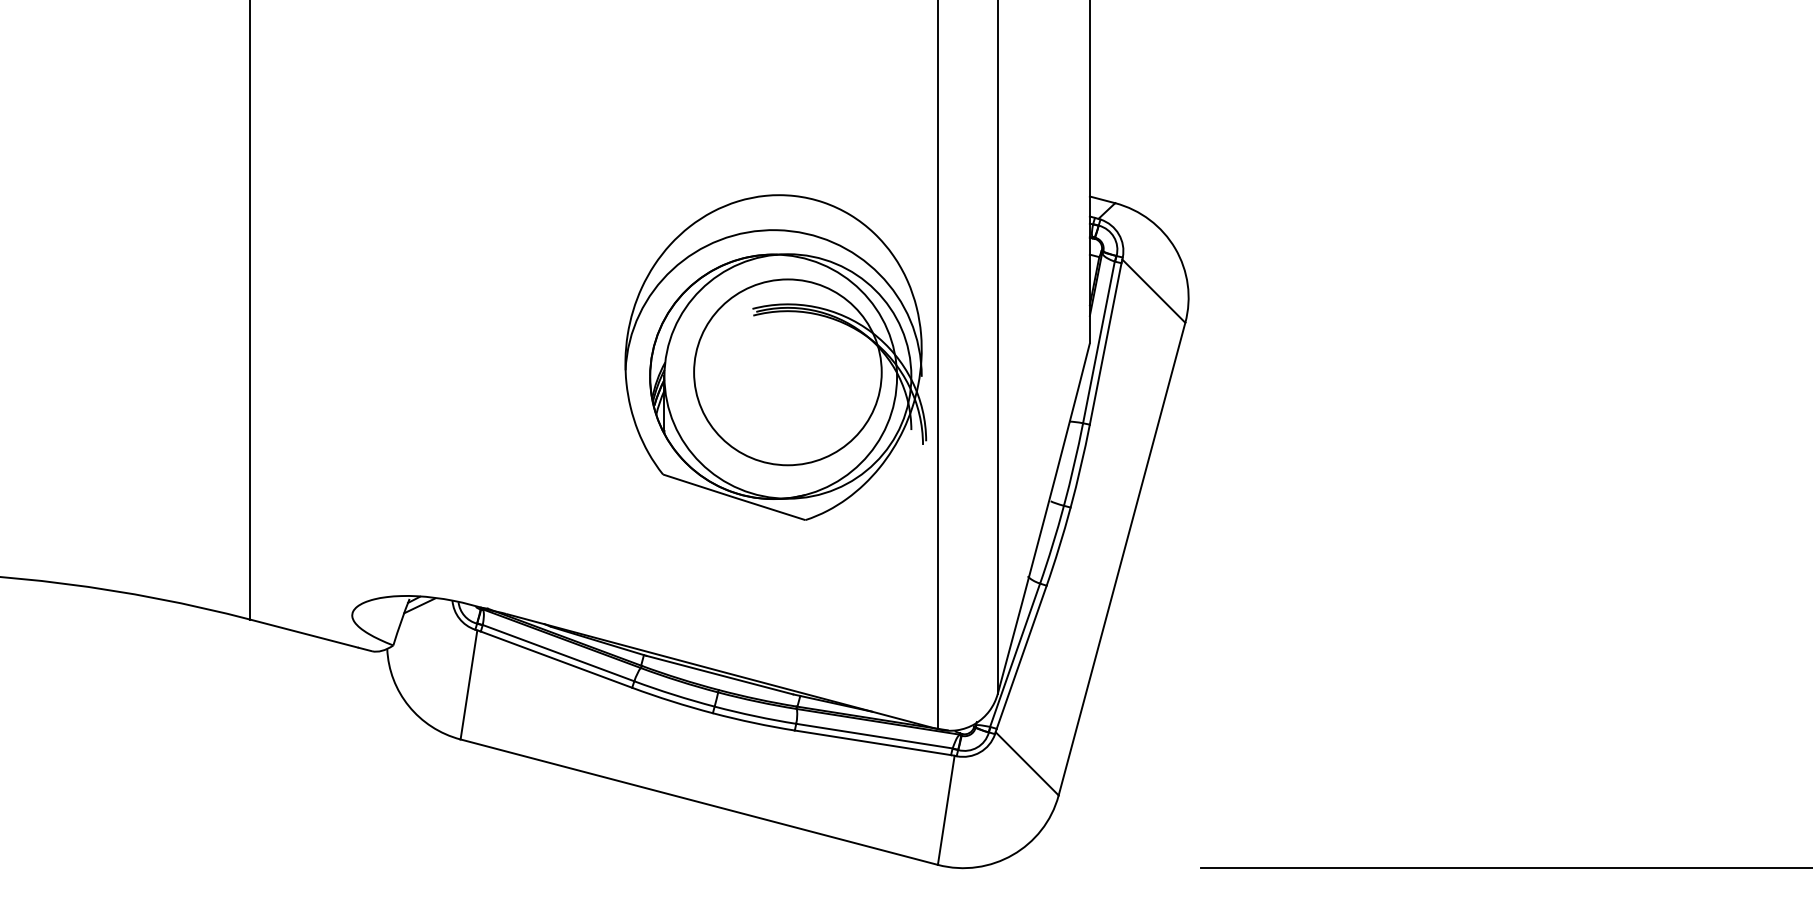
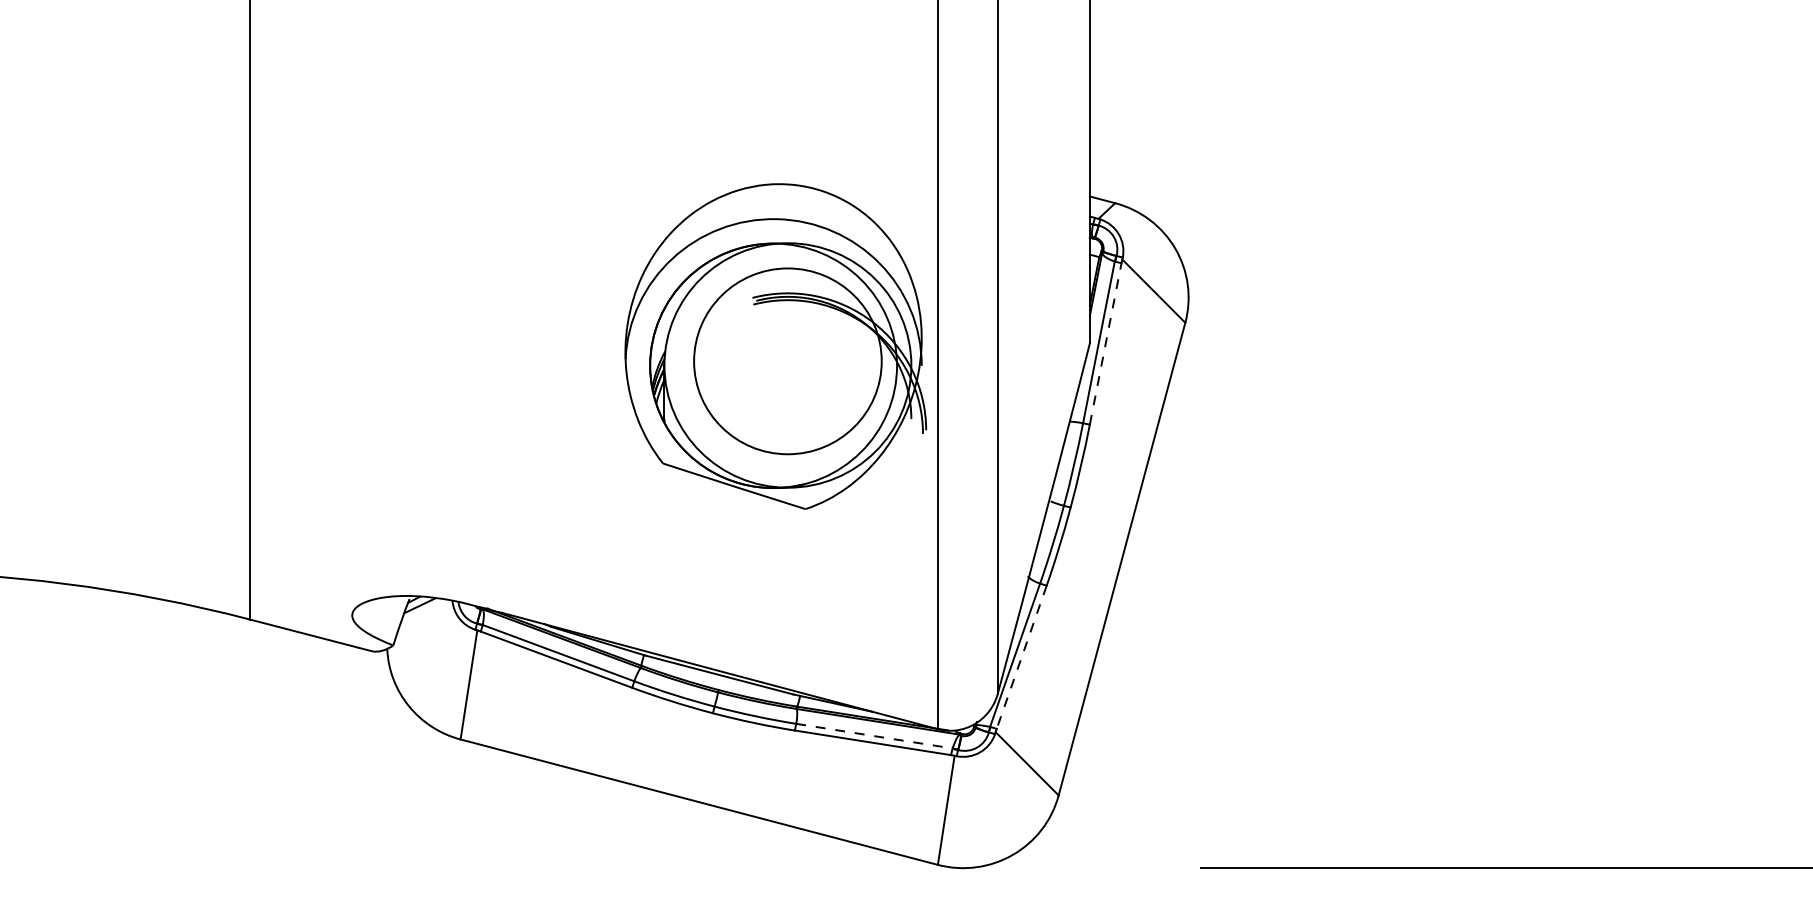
line: solid -> dashed (1105, 343)
part position: (775, 357) -> (775, 346) (775, 346)
line: solid -> dashed (1021, 657)
line: solid -> dashed (874, 736)
